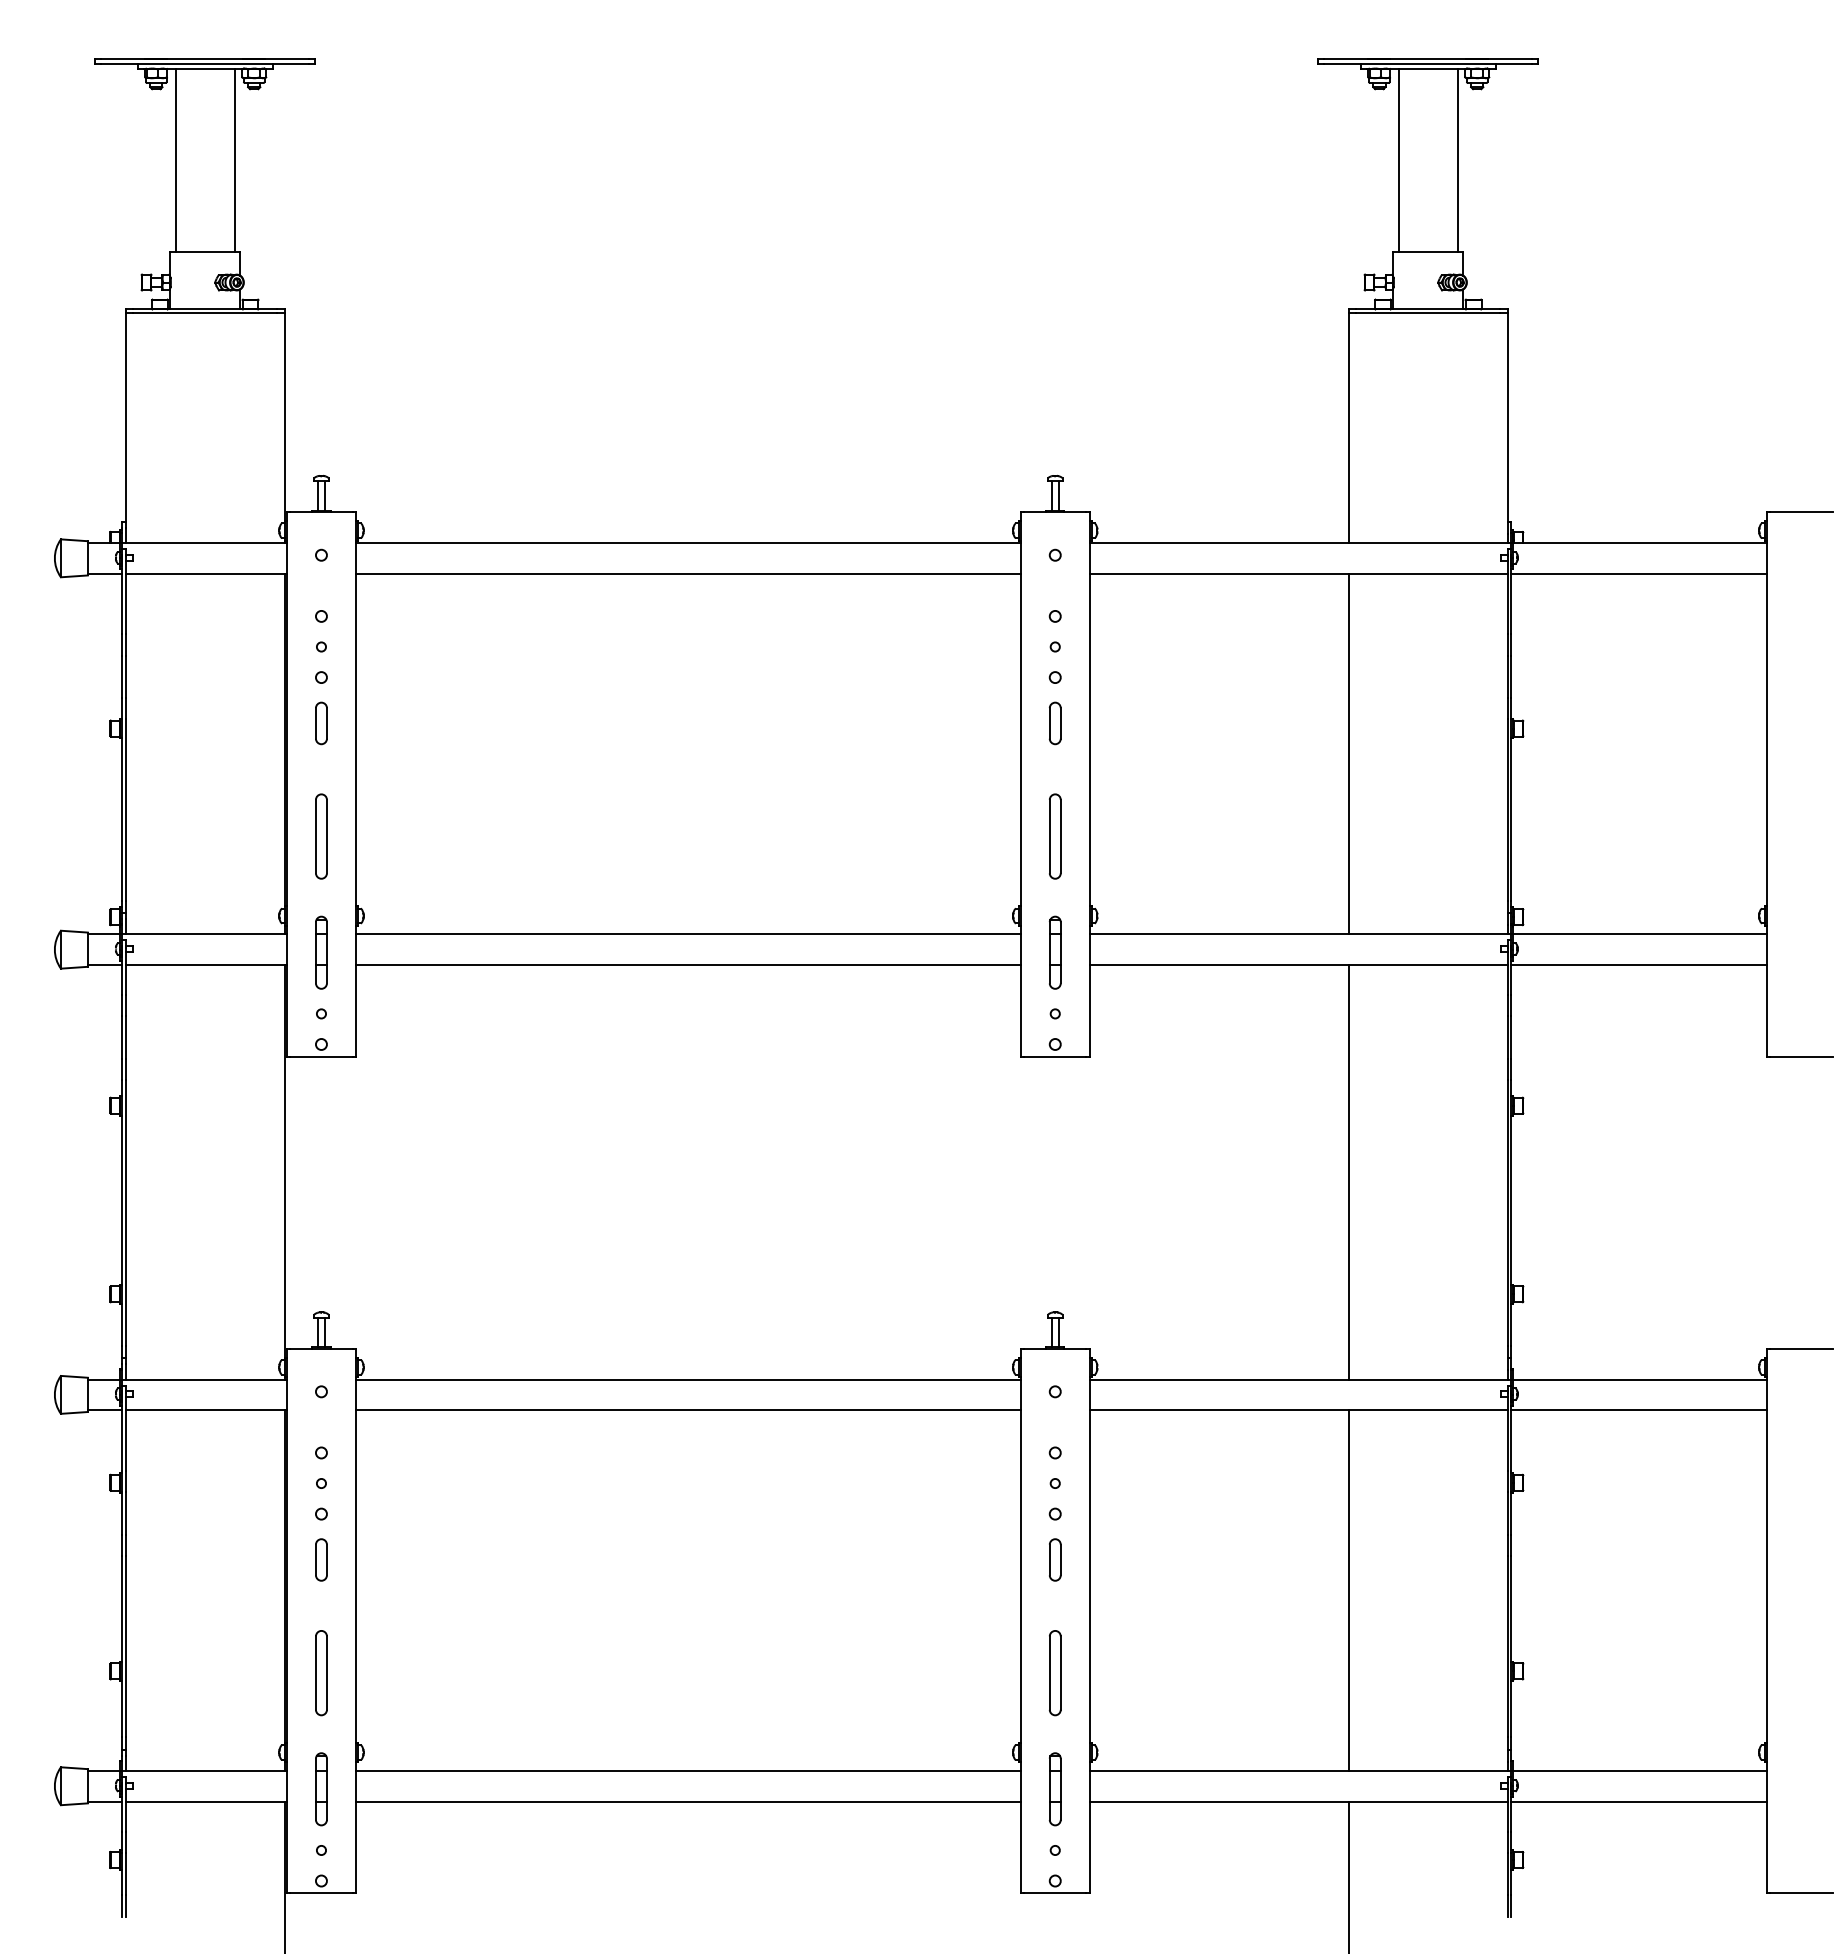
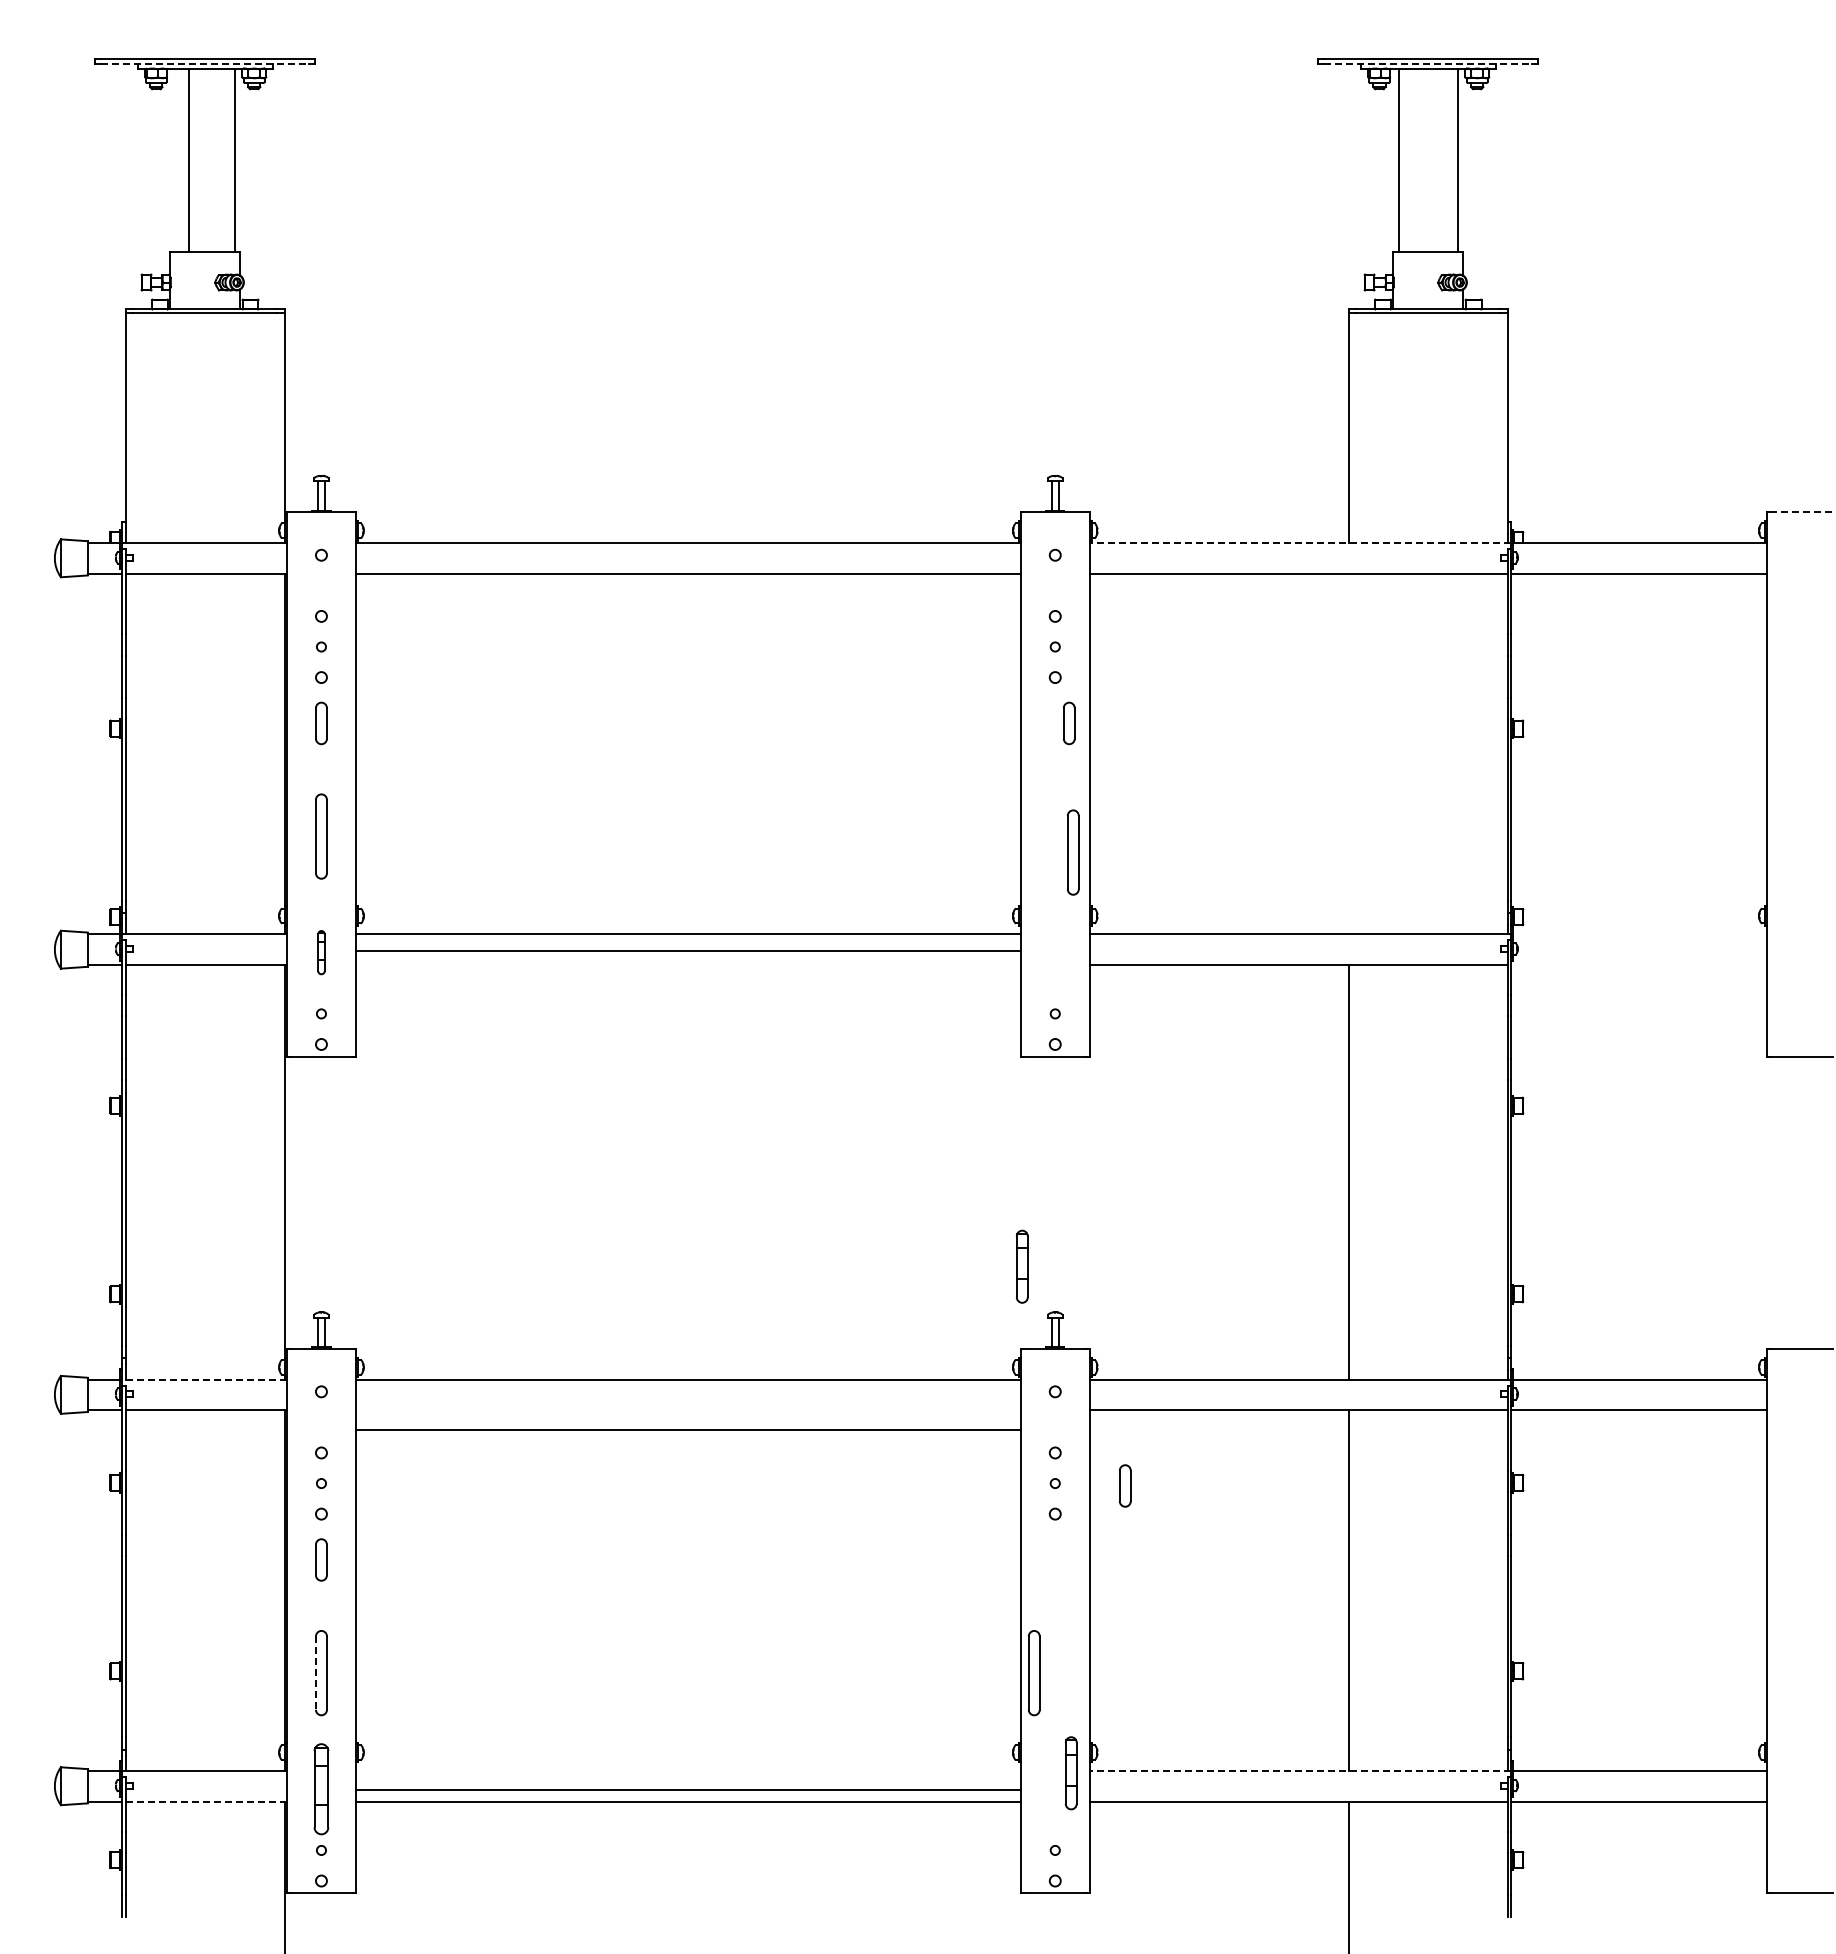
line: solid -> dashed (205, 63)
line: solid -> dashed (1428, 63)
line position: (175, 159) -> (188, 159) (188, 159)
line: solid -> dashed (1801, 512)
line: solid -> dashed (1300, 543)
part position: (1054, 723) -> (1068, 723) (1068, 723)
line: present -> none (1348, 753)
part position: (1055, 836) -> (1073, 852) (1073, 852)
line: present -> none (1640, 934)
part size: 13x75 px -> 9x46 px (321, 952)
part position: (1054, 952) -> (1021, 1266) (1021, 1266)
line position: (688, 964) -> (688, 950) (688, 950)
line: present -> none (1639, 964)
line: solid -> dashed (204, 1379)
line position: (688, 1410) -> (688, 1430) (688, 1430)
part position: (1055, 1559) -> (1125, 1485) (1125, 1485)
line: solid -> dashed (315, 1673)
part position: (1054, 1673) -> (1033, 1673) (1033, 1673)
line position: (688, 1770) -> (688, 1789) (688, 1789)
line: solid -> dashed (1300, 1770)
part size: 13x75 px -> 17x93 px (321, 1789)
part position: (1054, 1789) -> (1070, 1773) (1070, 1773)
line: solid -> dashed (206, 1801)
